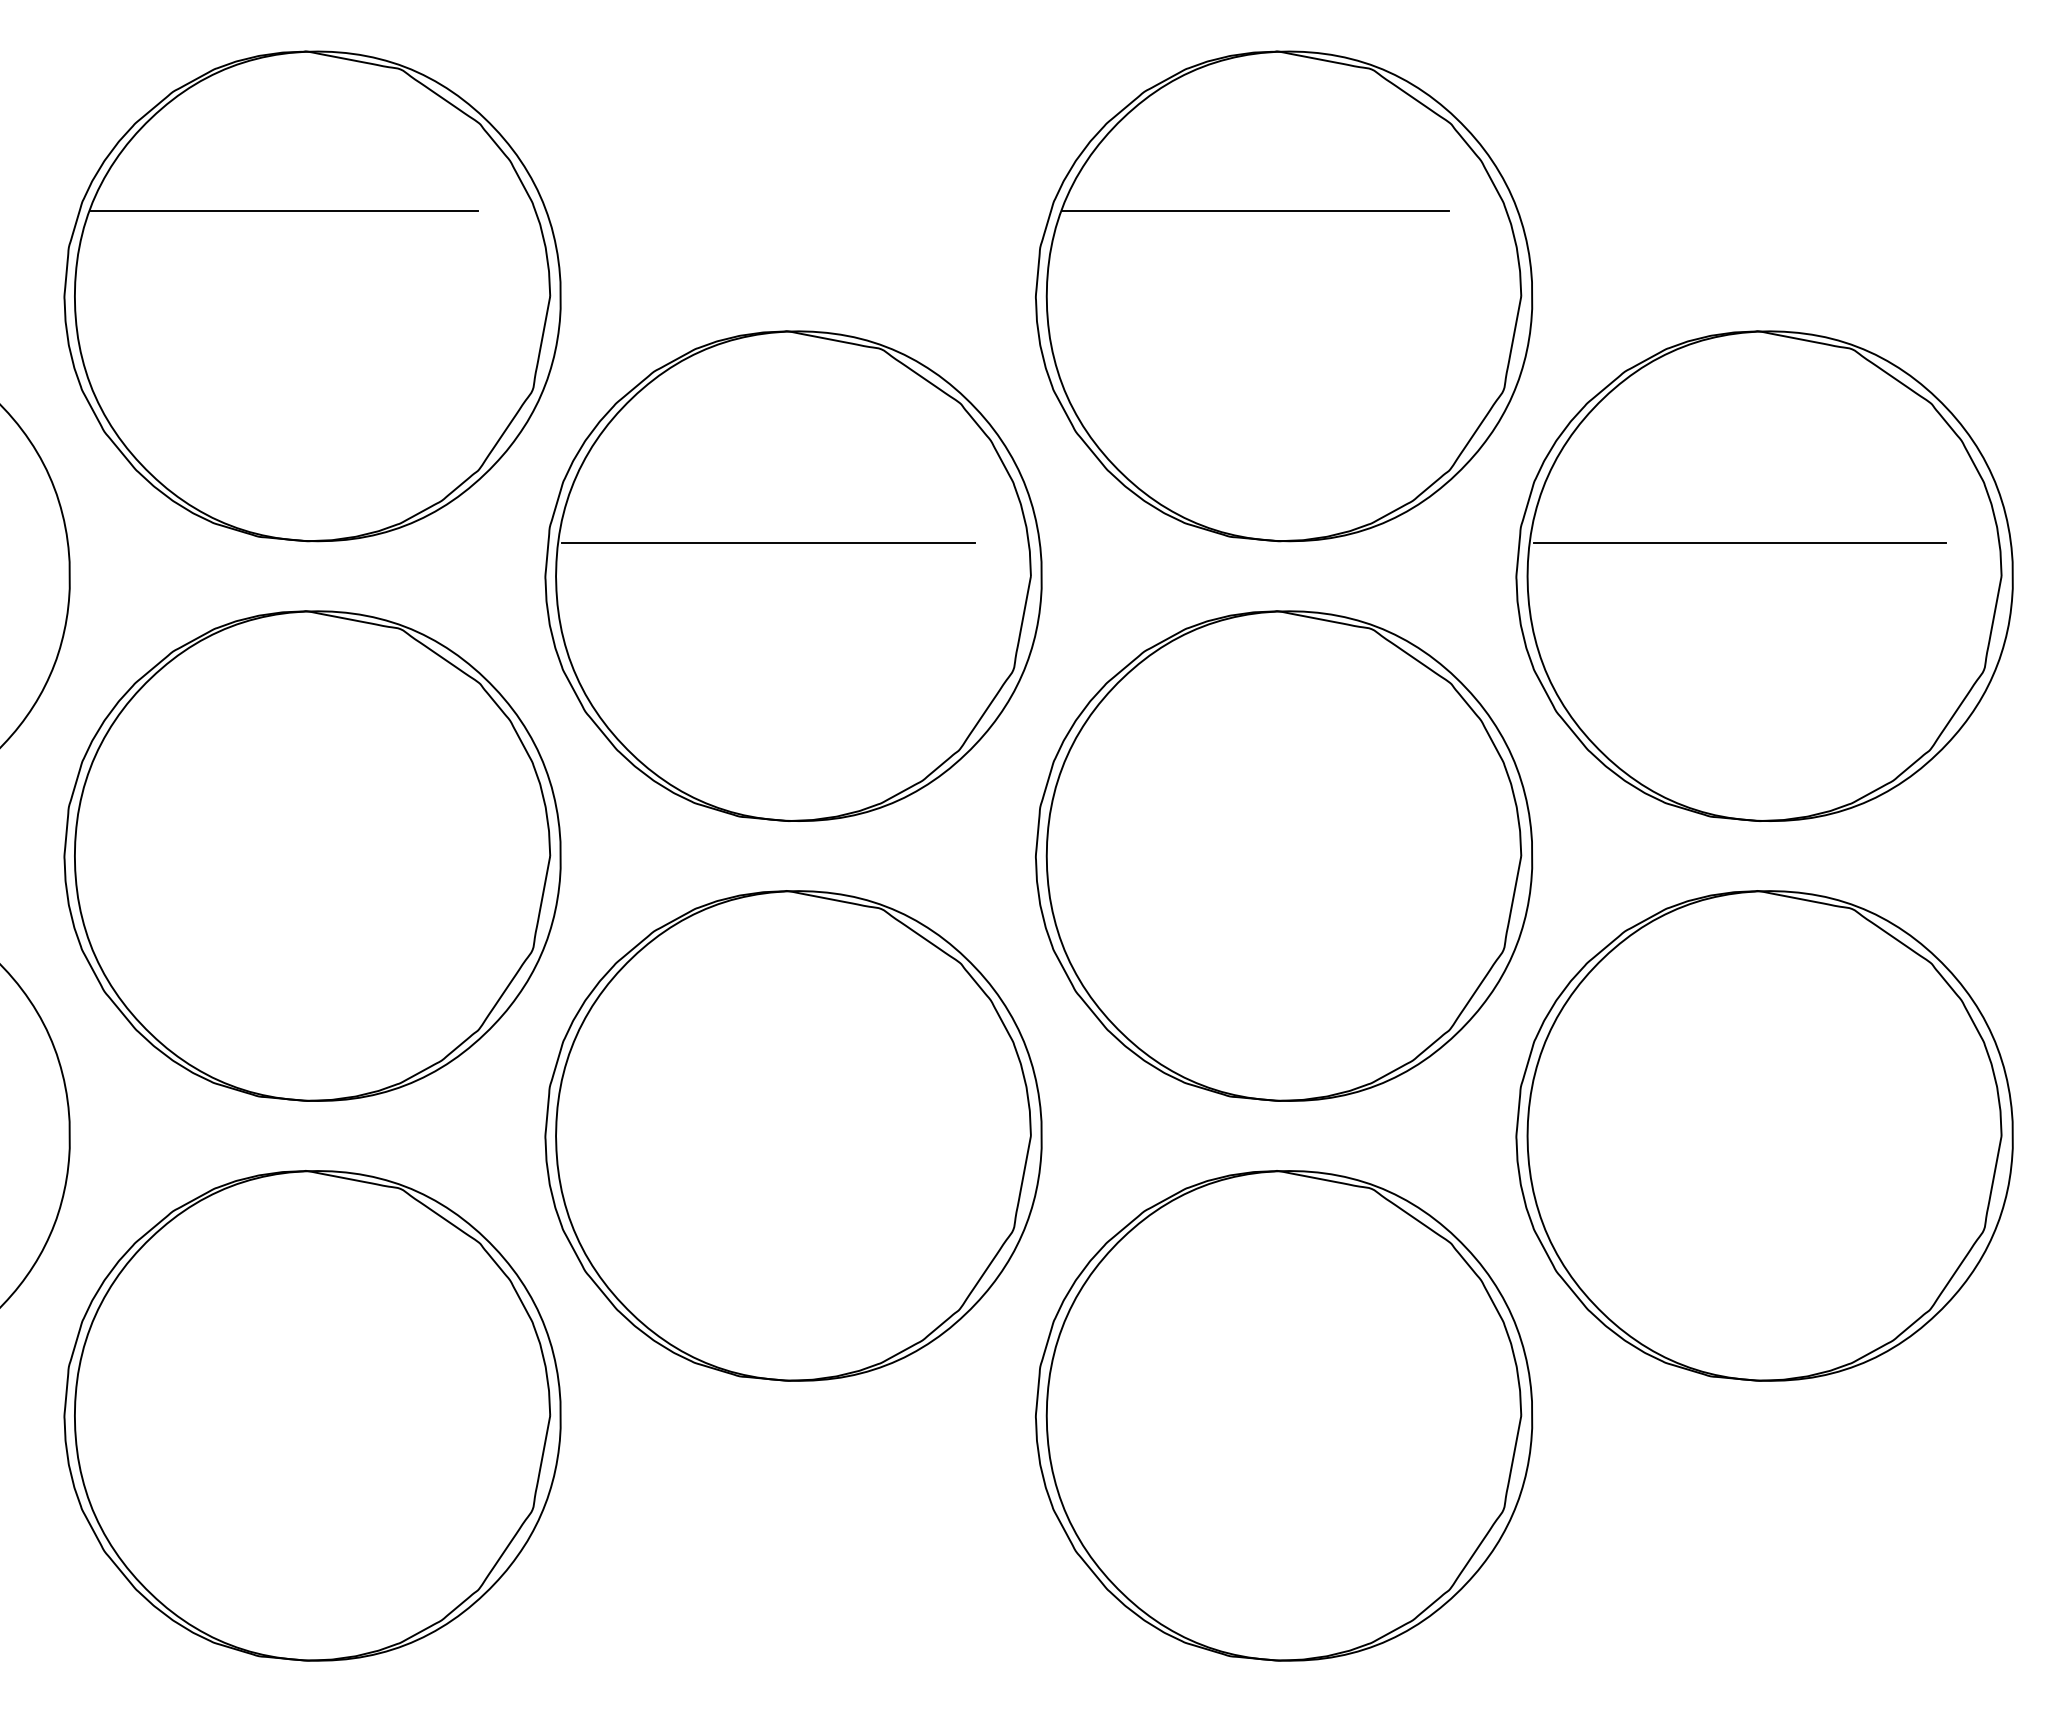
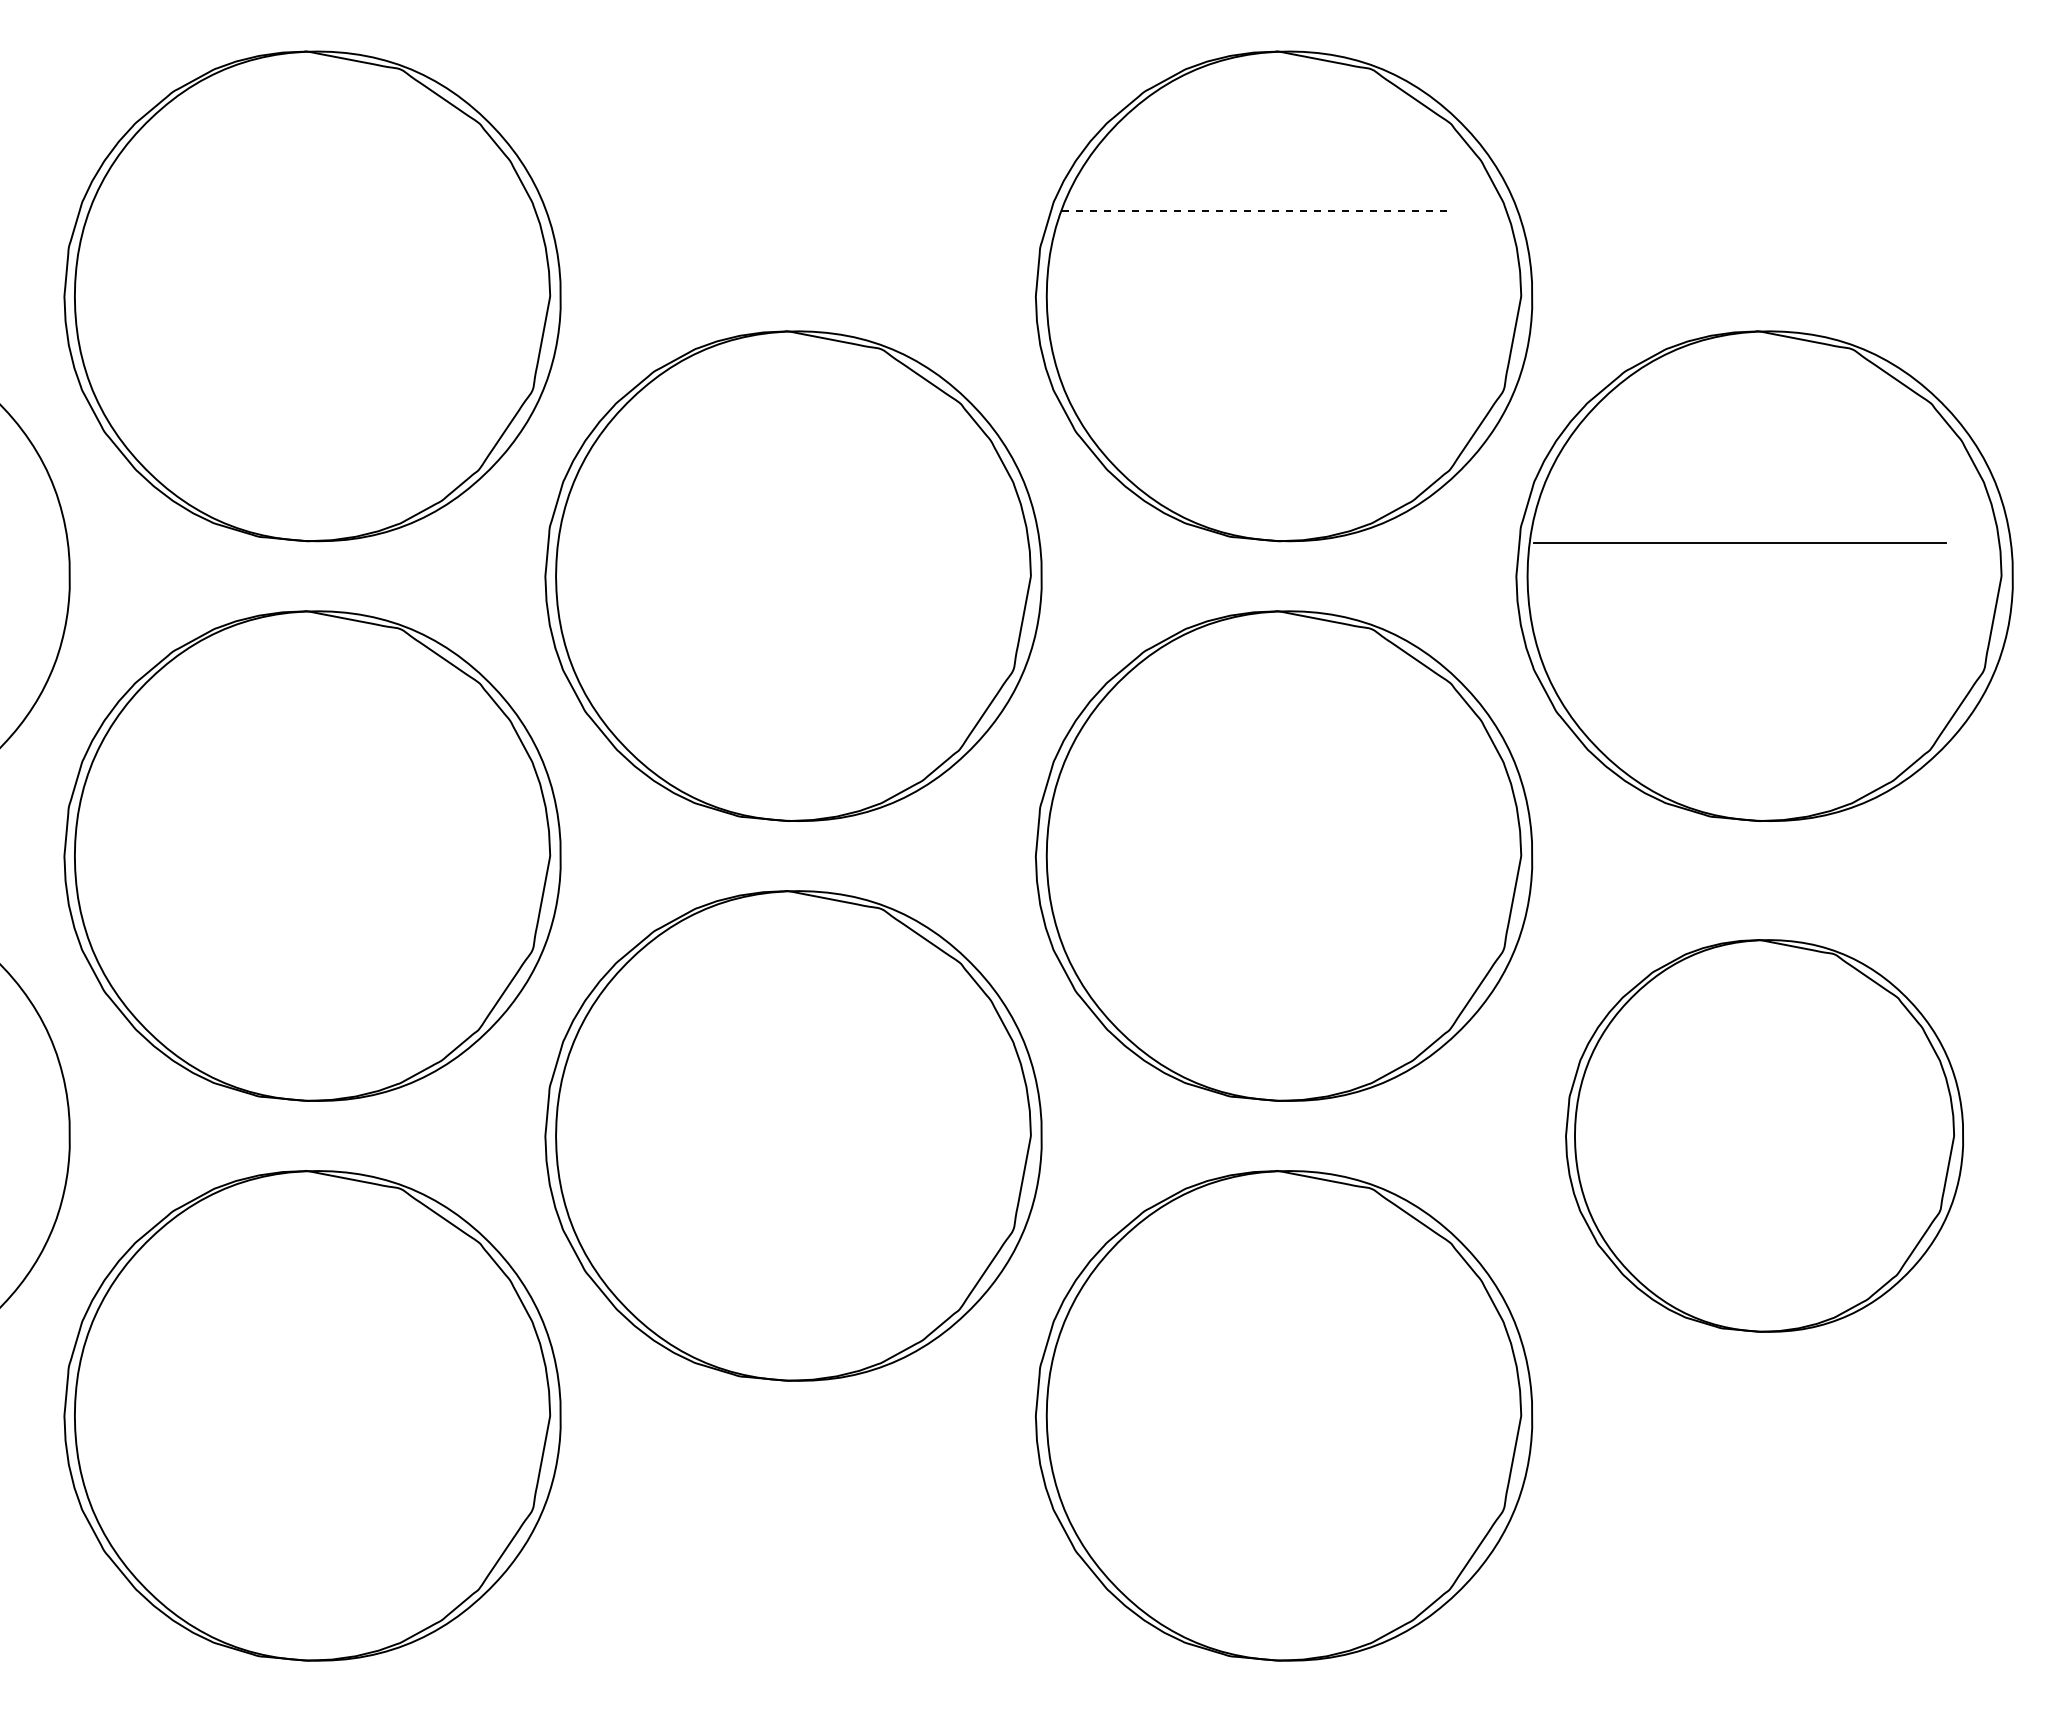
line: present -> none (284, 210)
line: solid -> dashed (1256, 210)
line: present -> none (768, 542)
part size: 499x492 px -> 399x394 px (1764, 1135)
